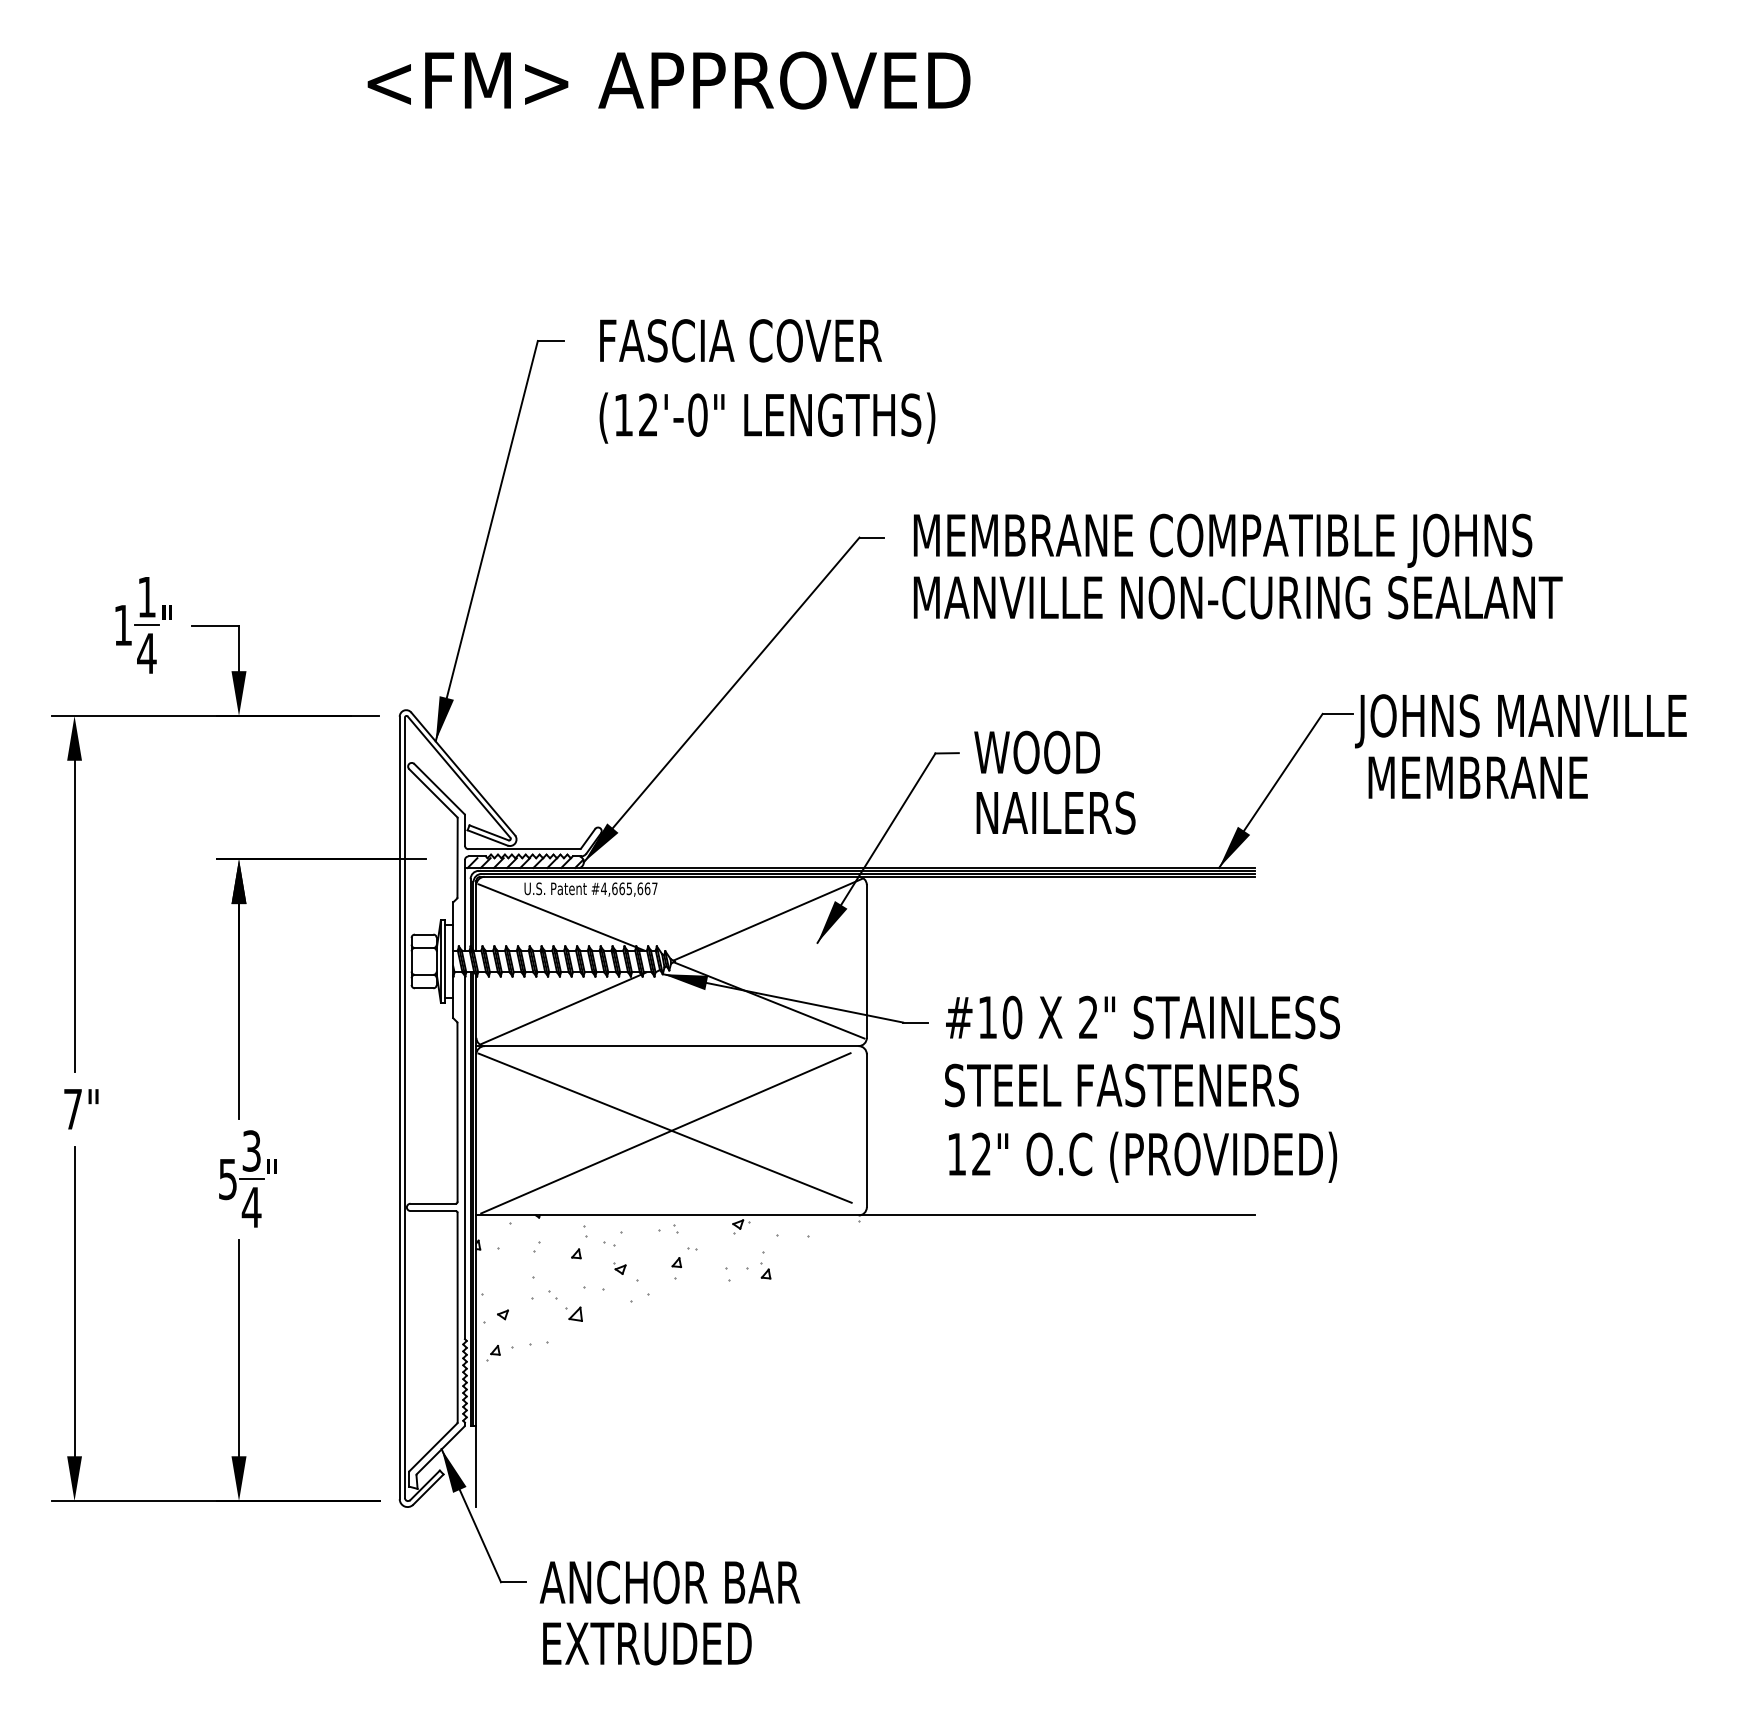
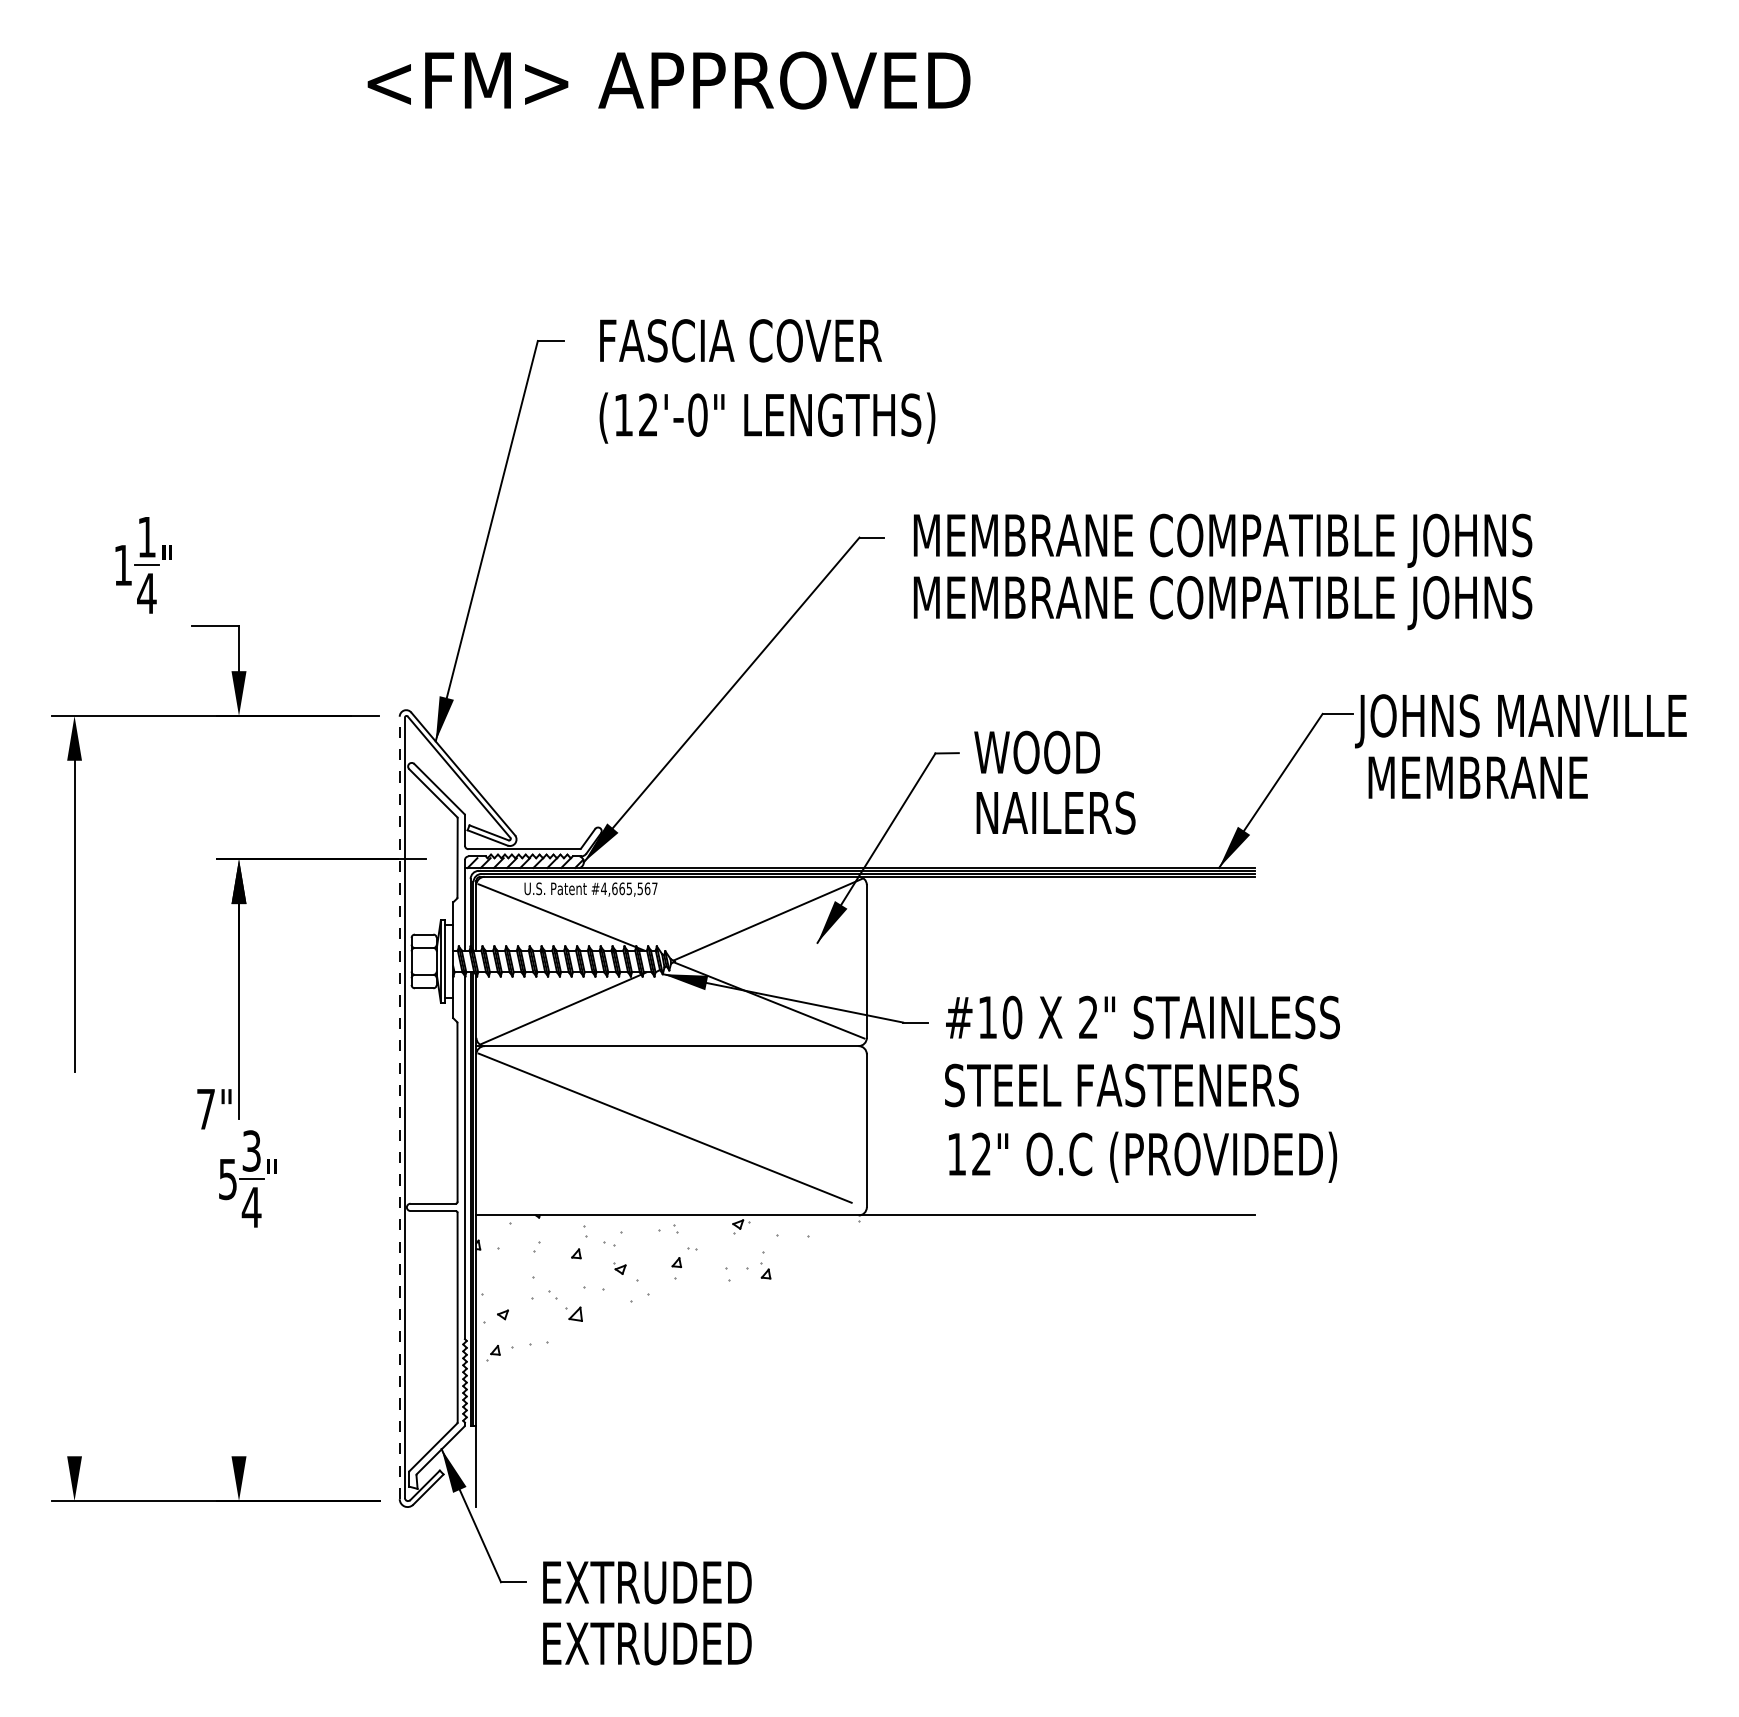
text: MANVILLE NON-CURING SEALANT -> MEMBRANE COMPATIBLE JOHNS (1253, 603)
part position: (143, 625) -> (143, 565) (143, 565)
text: #4,665,667 -> #4,665,567 (640, 888)
line: solid -> dashed (399, 1107)
text position: (81, 1109) -> (214, 1109) (214, 1109)
line: present -> none (665, 1133)
line: present -> none (74, 1301)
line: present -> none (239, 1347)
text: ANCHOR BAR -> EXTRUDED (669, 1582)
